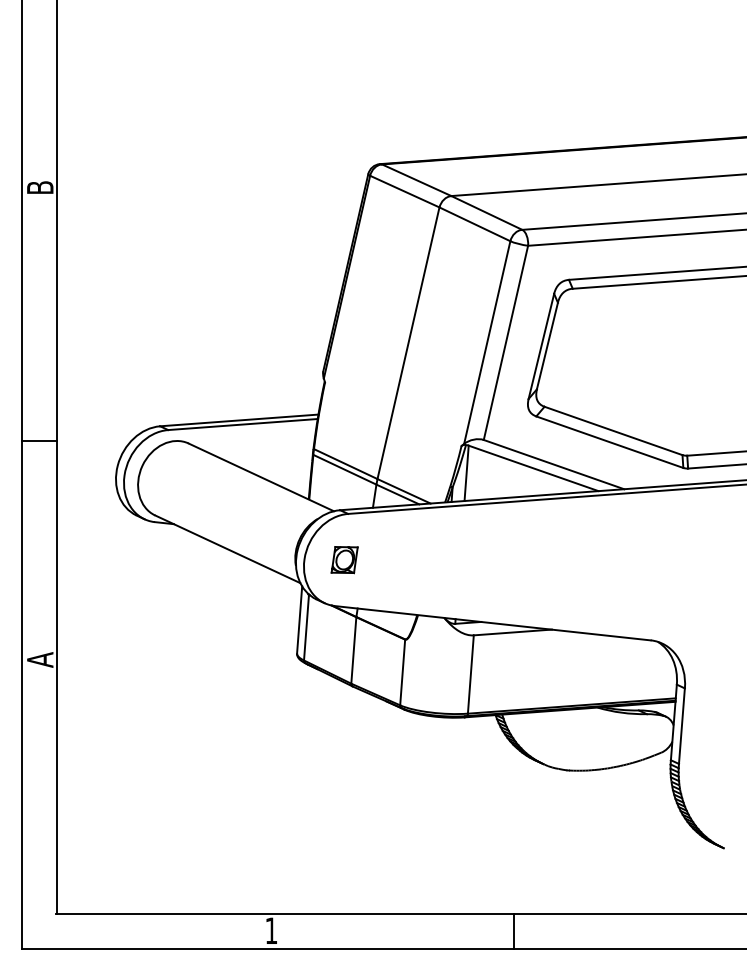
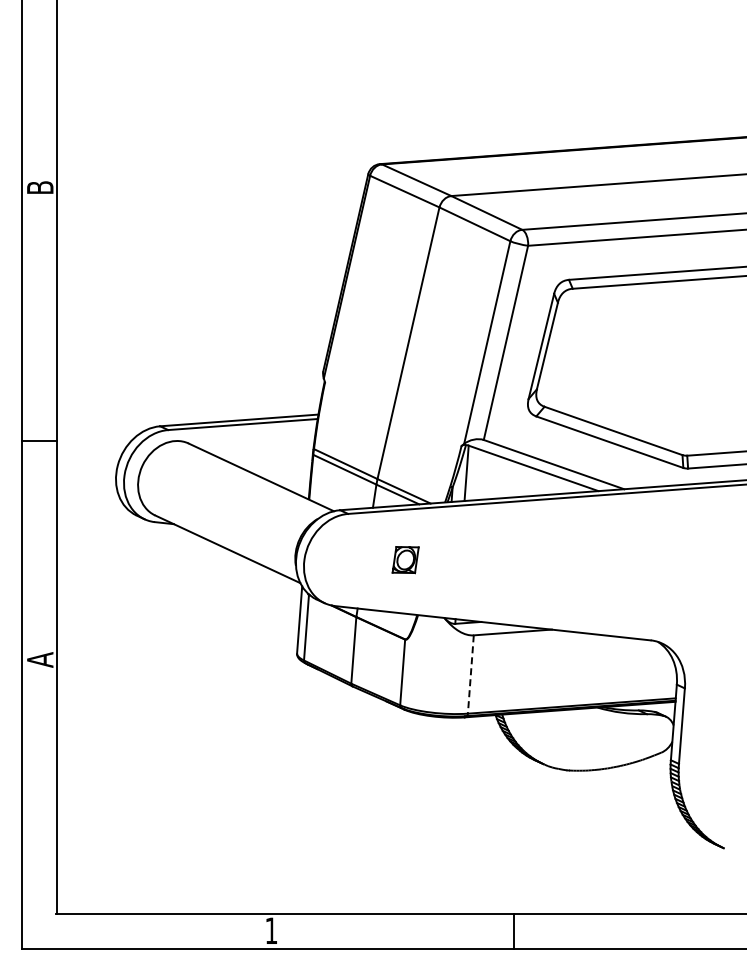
part position: (344, 560) -> (405, 560) (405, 560)
line: solid -> dashed (470, 675)
